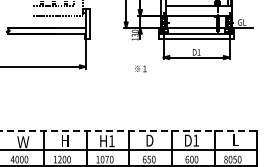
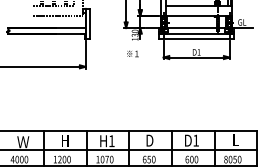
text position: (140, 68) -> (132, 53) (132, 53)
line: dashed -> solid (129, 130)
